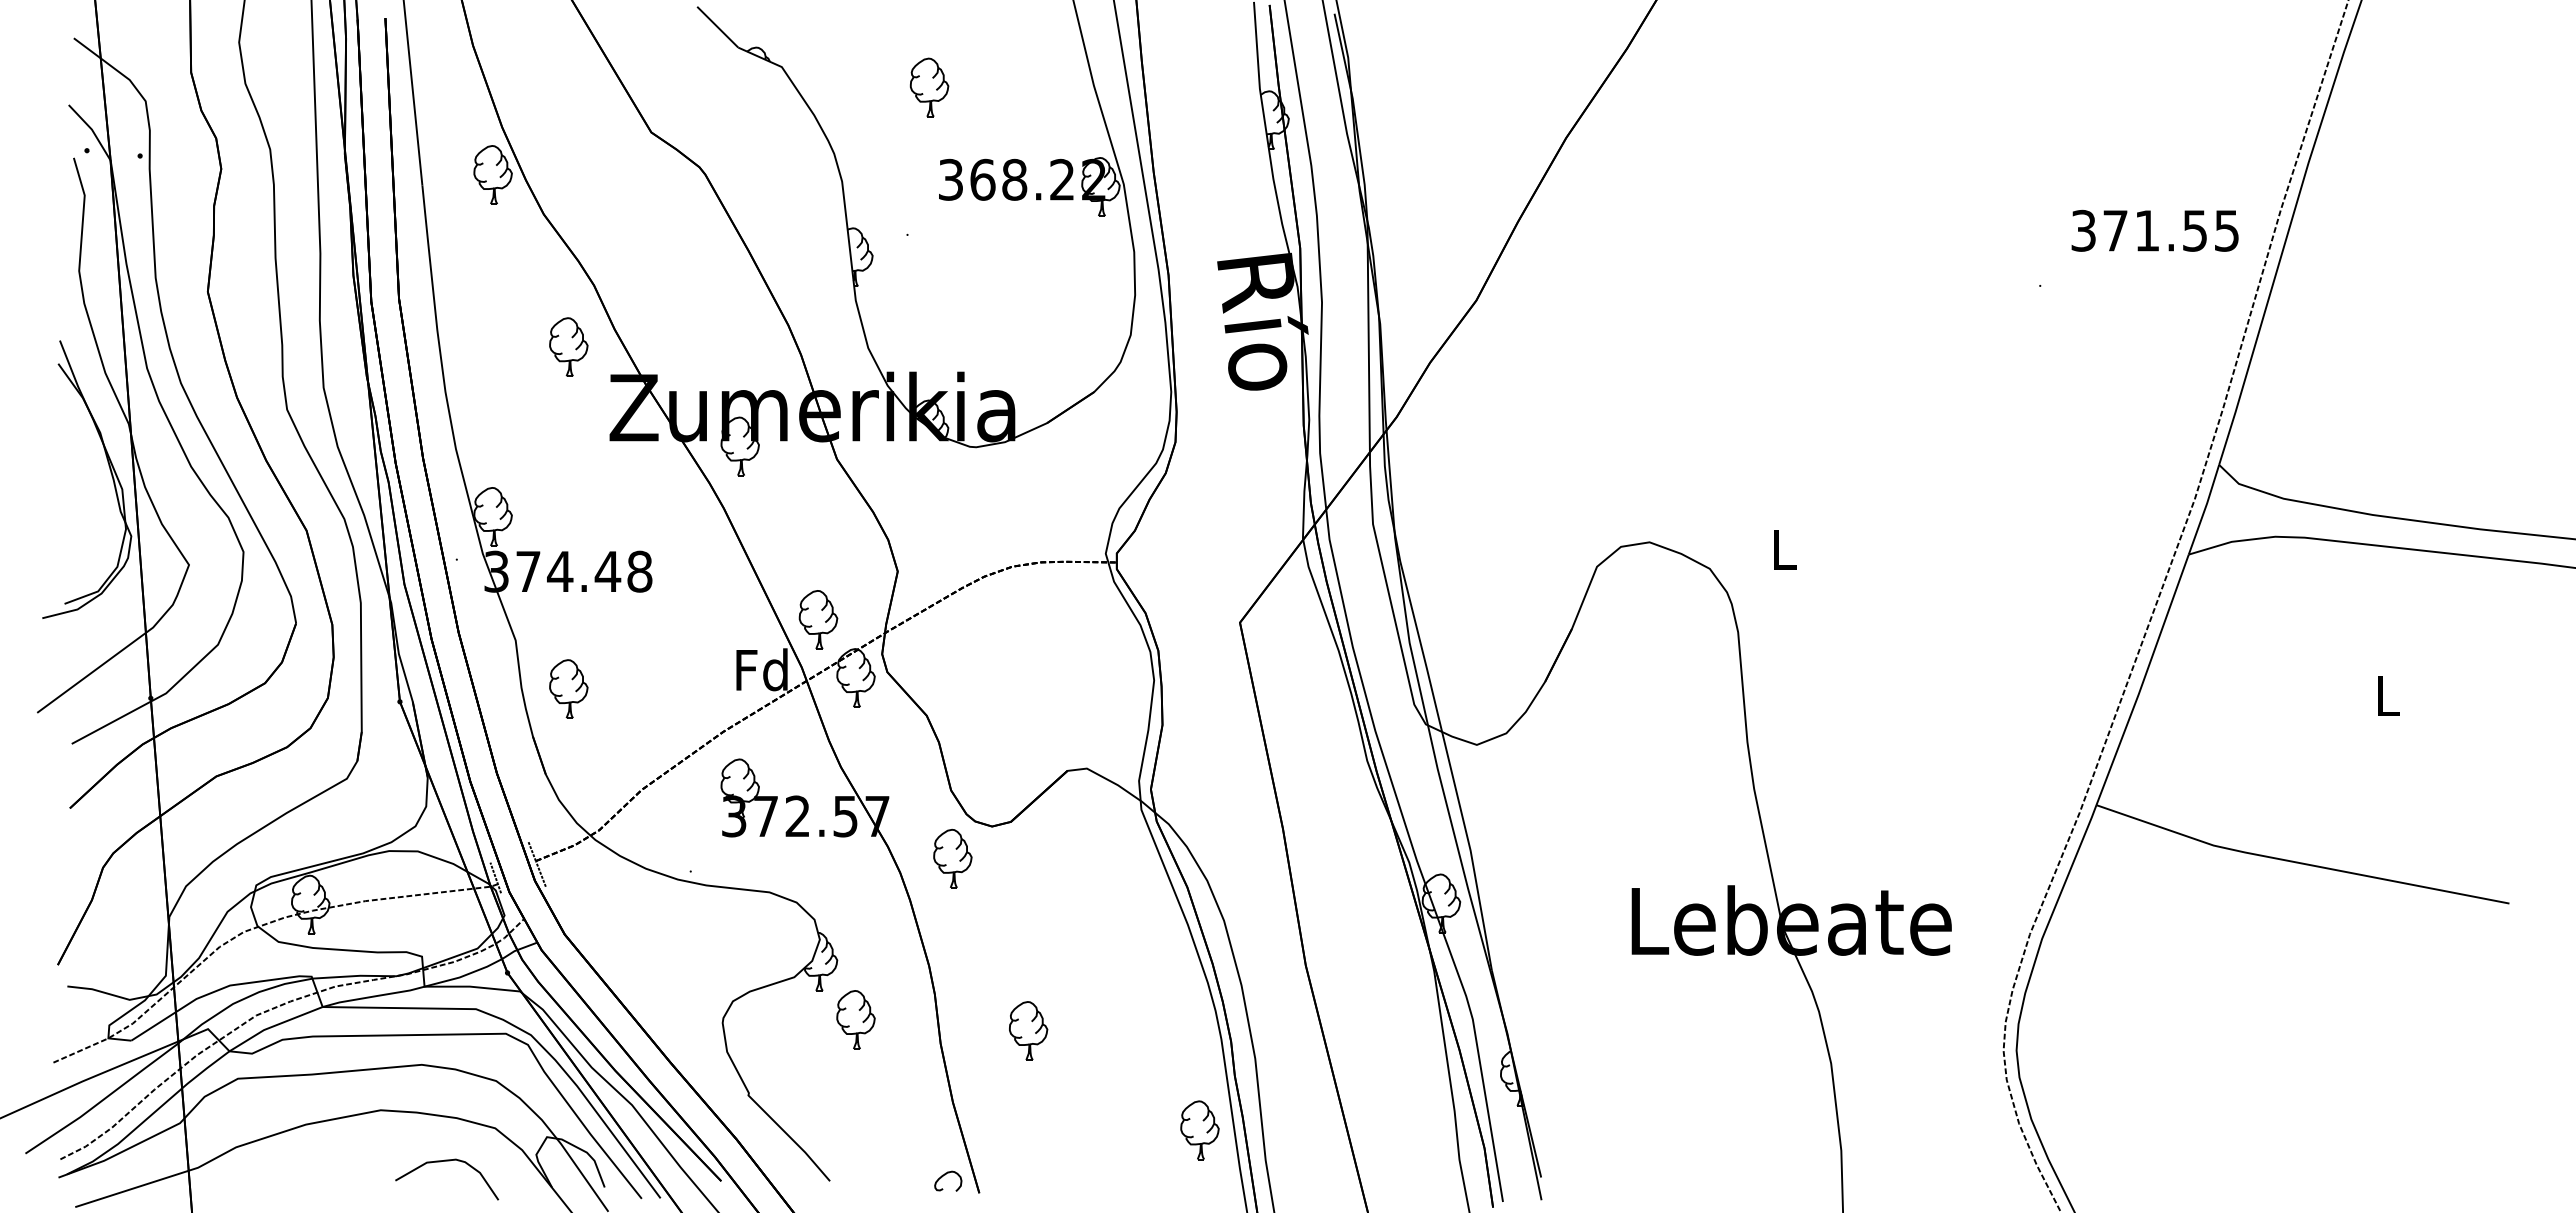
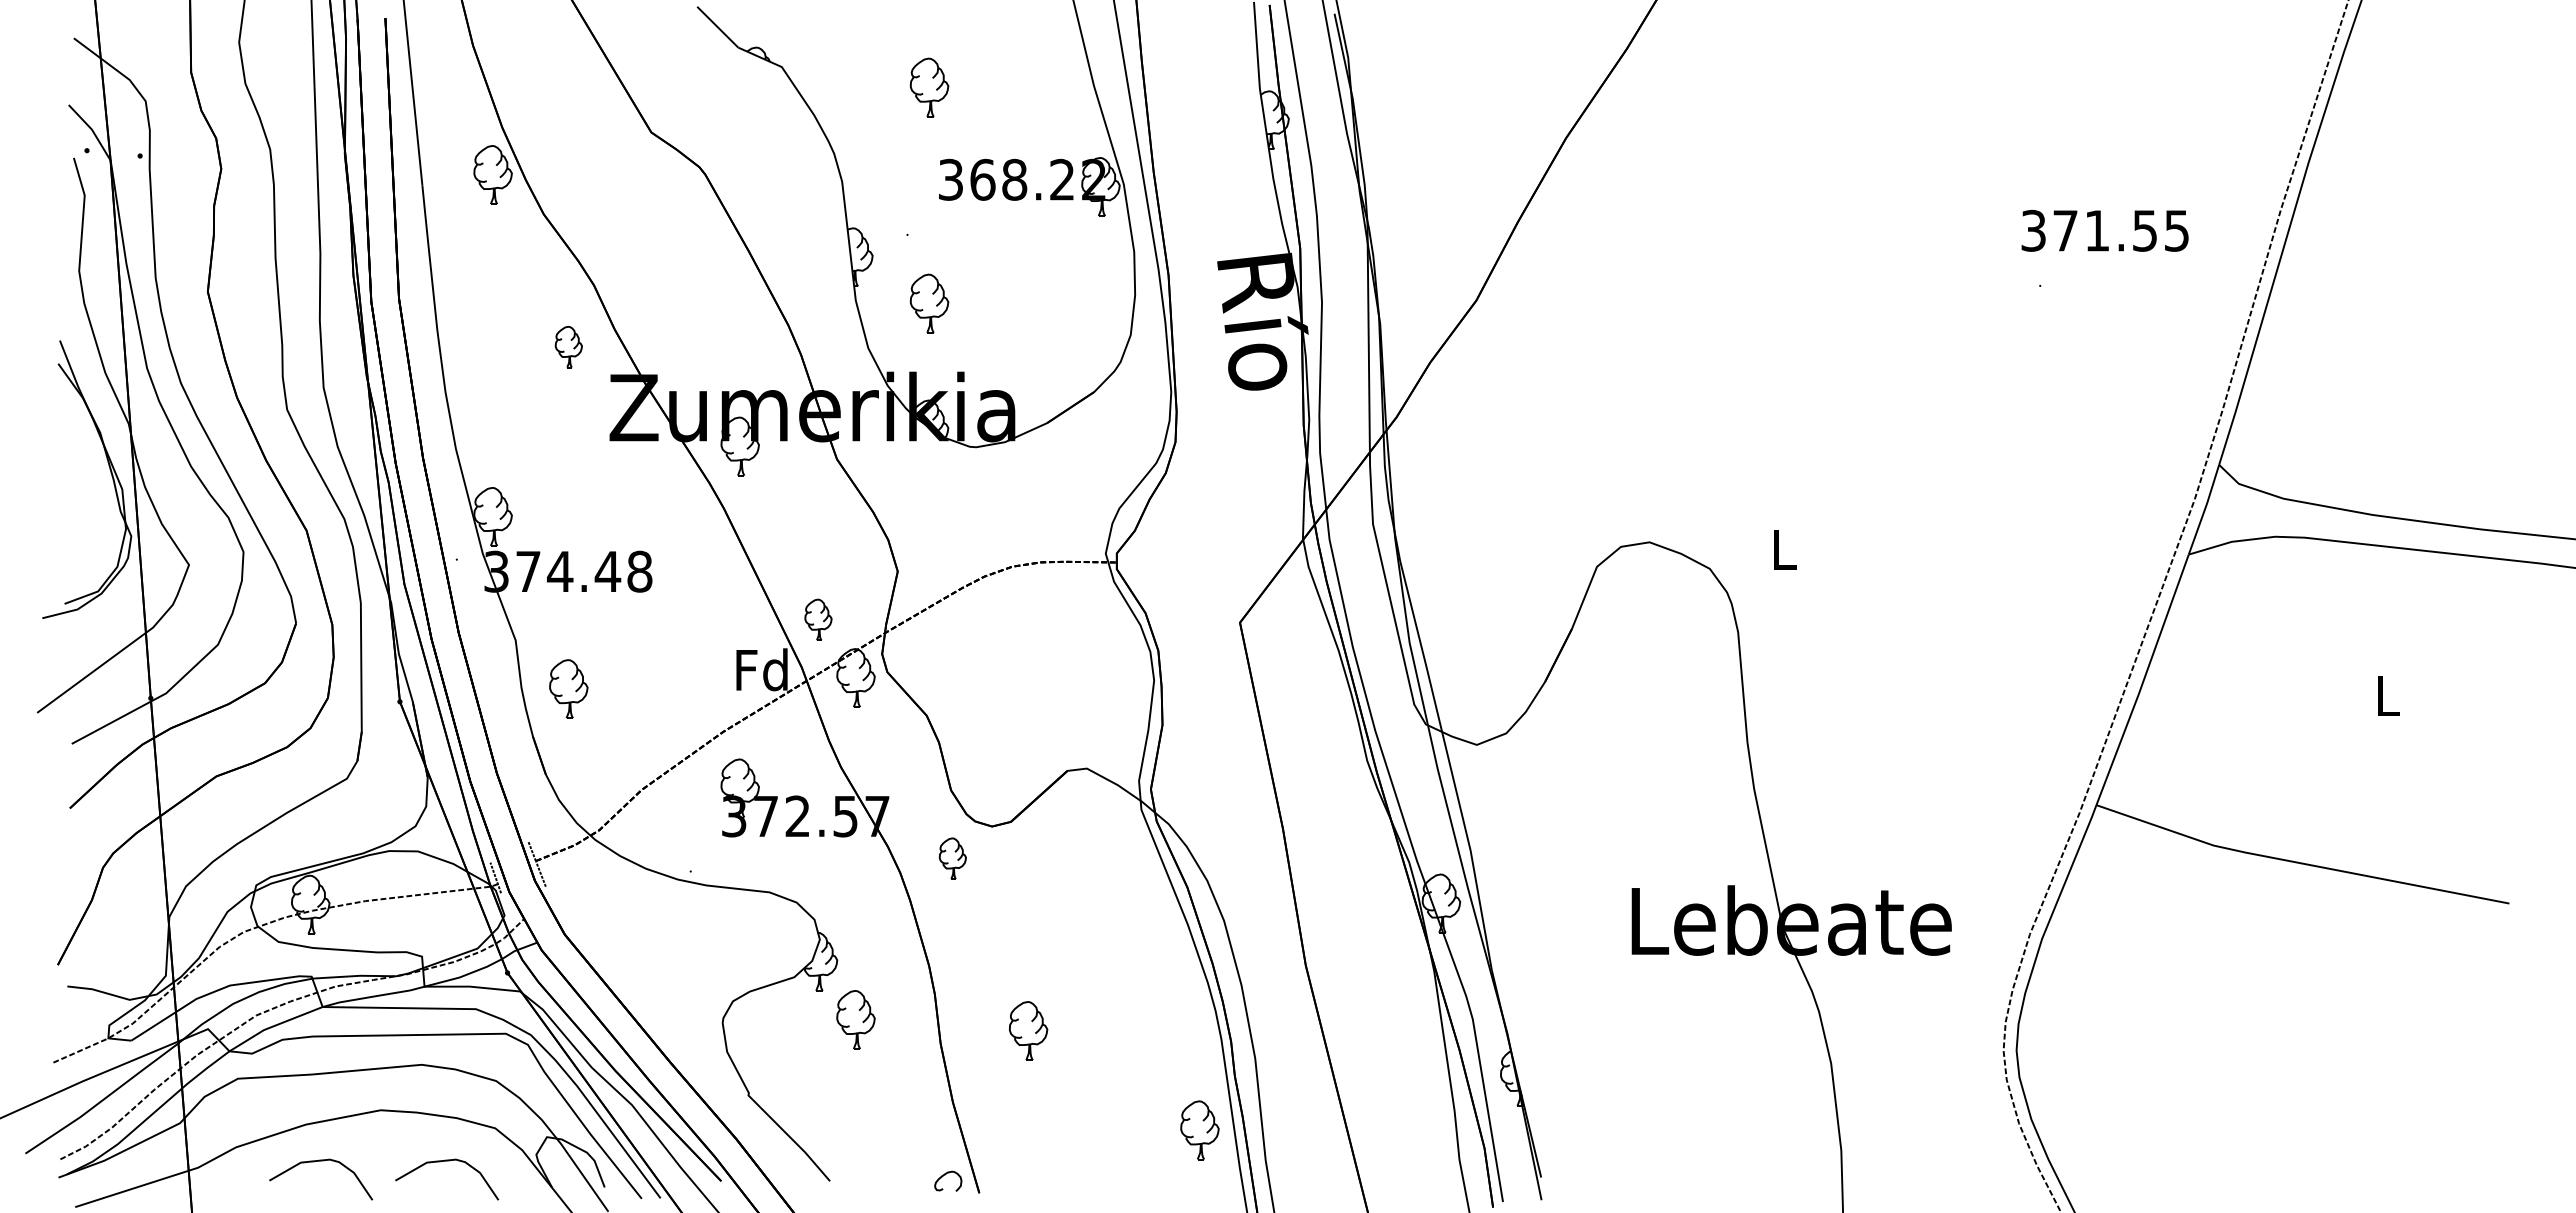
text position: (2154, 230) -> (2104, 230) (2104, 230)
part: none -> present (929, 303)
part size: 40x60 px -> 29x44 px (568, 346)
part size: 41x60 px -> 29x43 px (818, 619)
part size: 40x61 px -> 29x43 px (952, 858)
curve: none -> present (321, 1161)
